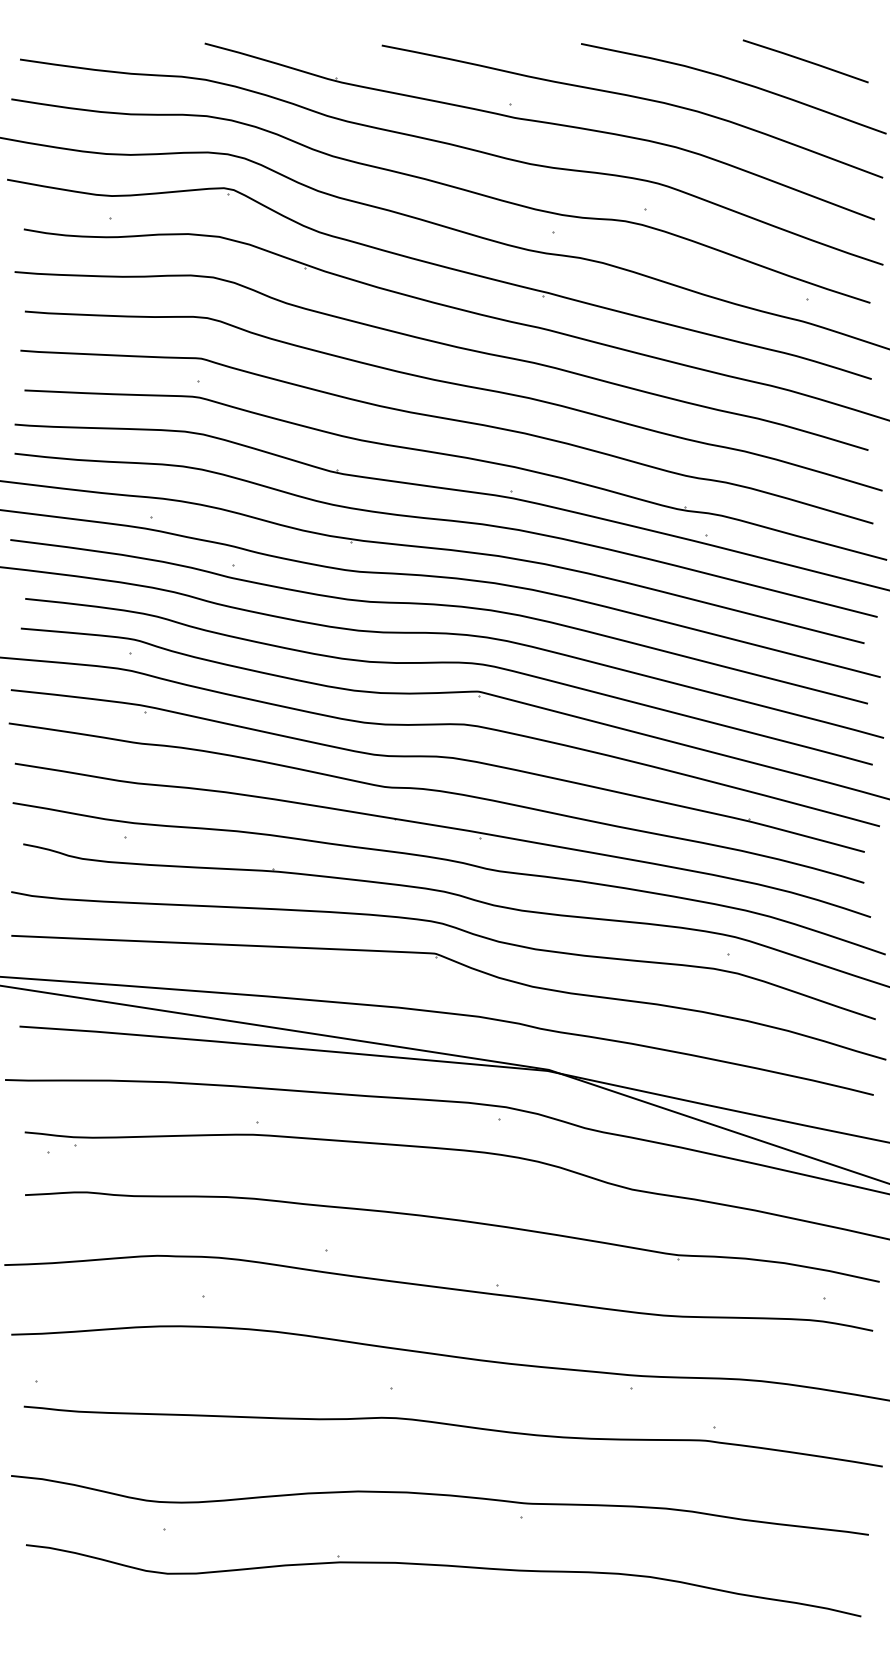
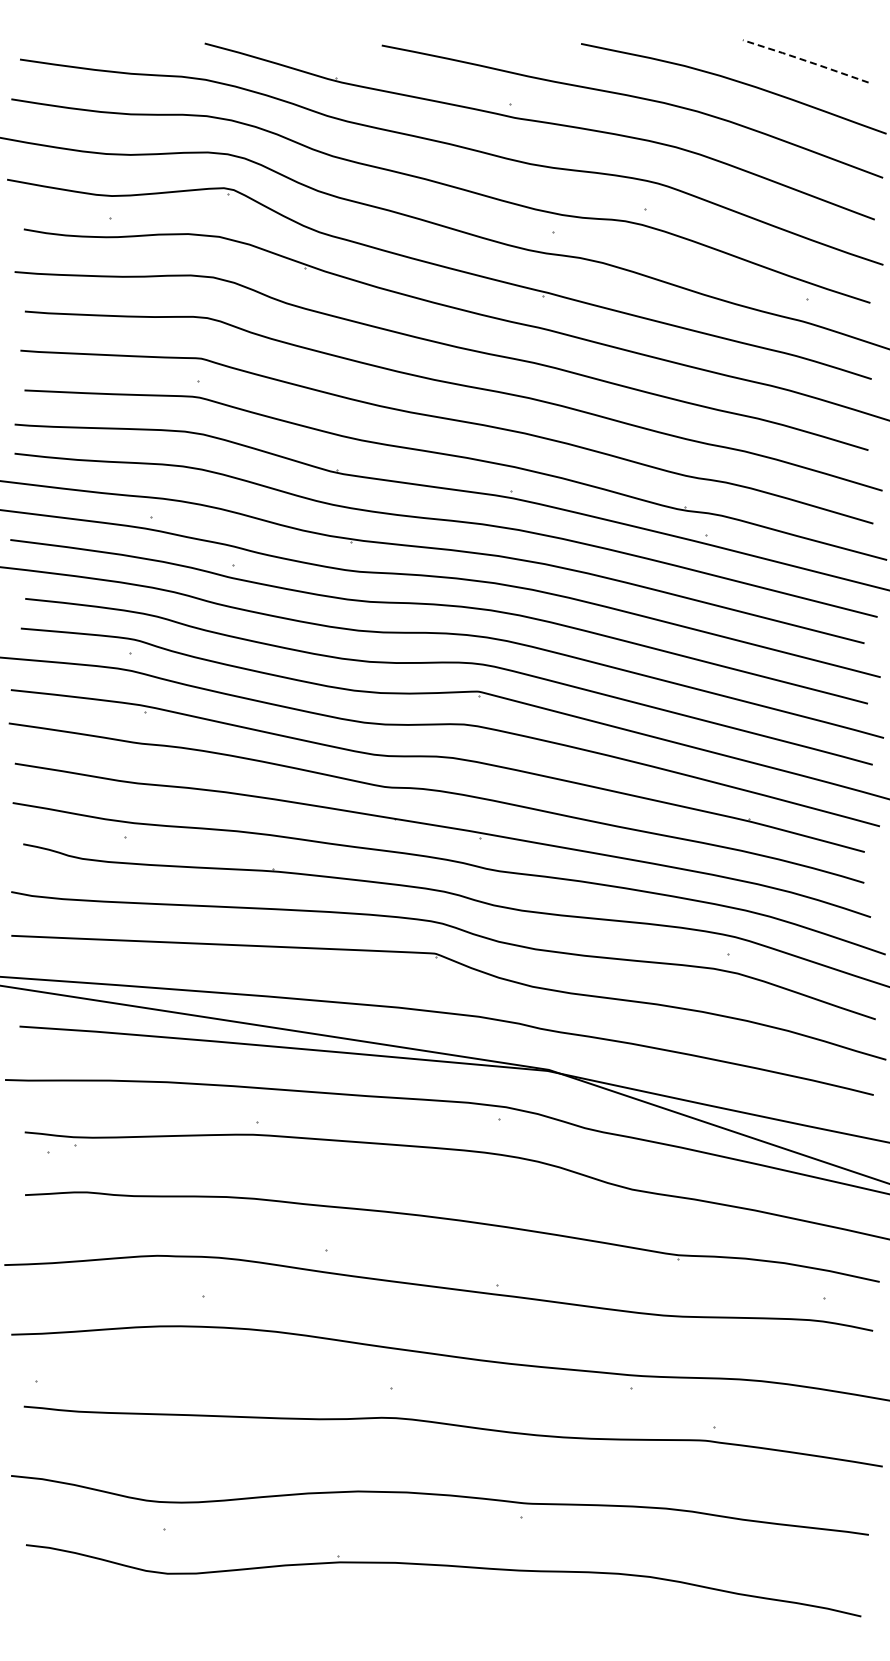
line: solid -> dashed (805, 60)
